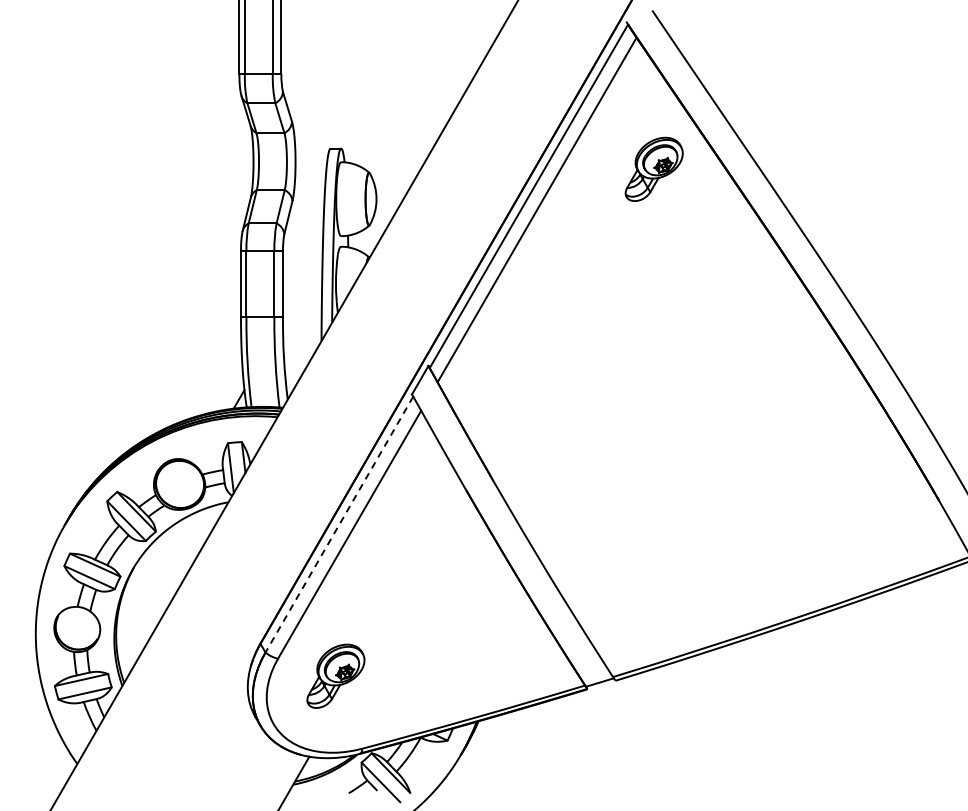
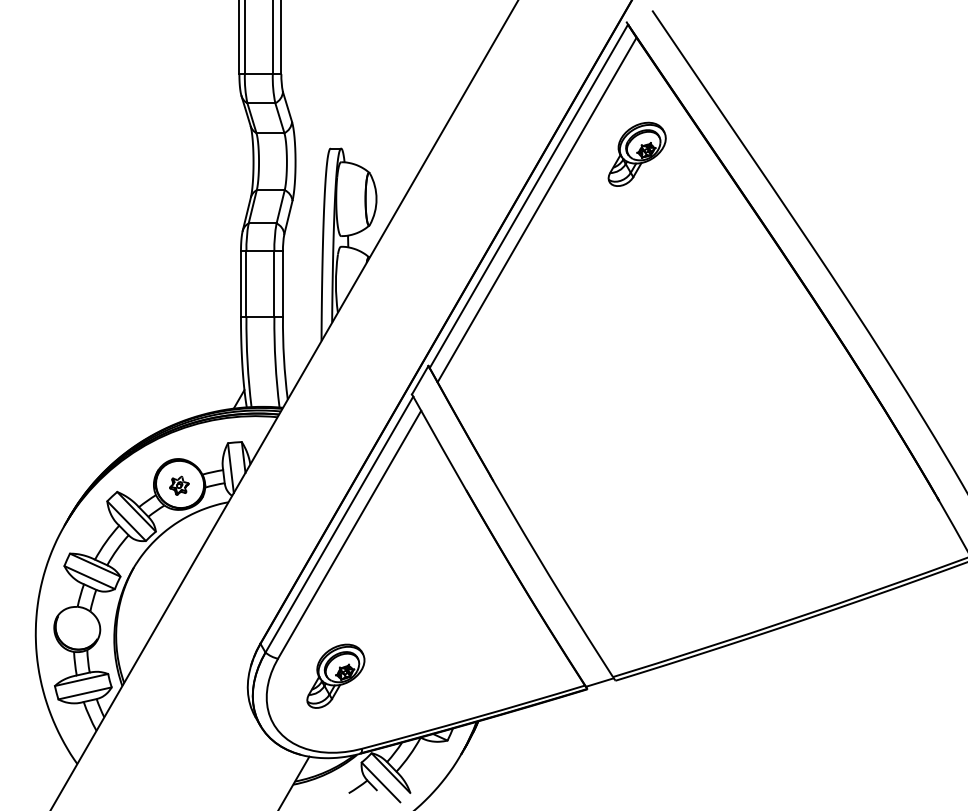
part position: (653, 168) -> (636, 153) (636, 153)
part: none -> present (179, 485)
line: dashed -> solid (339, 524)
